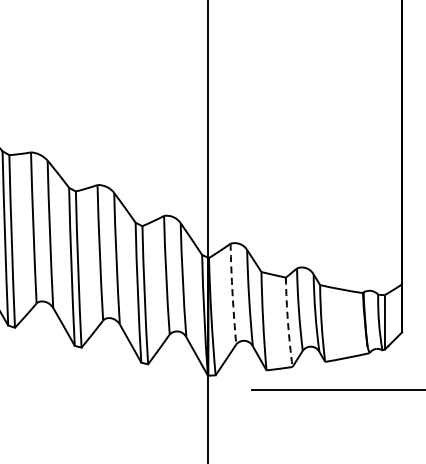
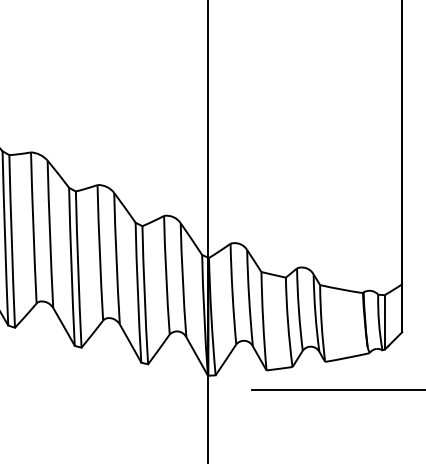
arc: dashed -> solid (232, 294)
arc: dashed -> solid (288, 322)
